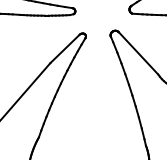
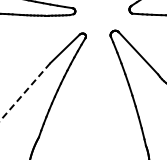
line: solid -> dashed (25, 91)
